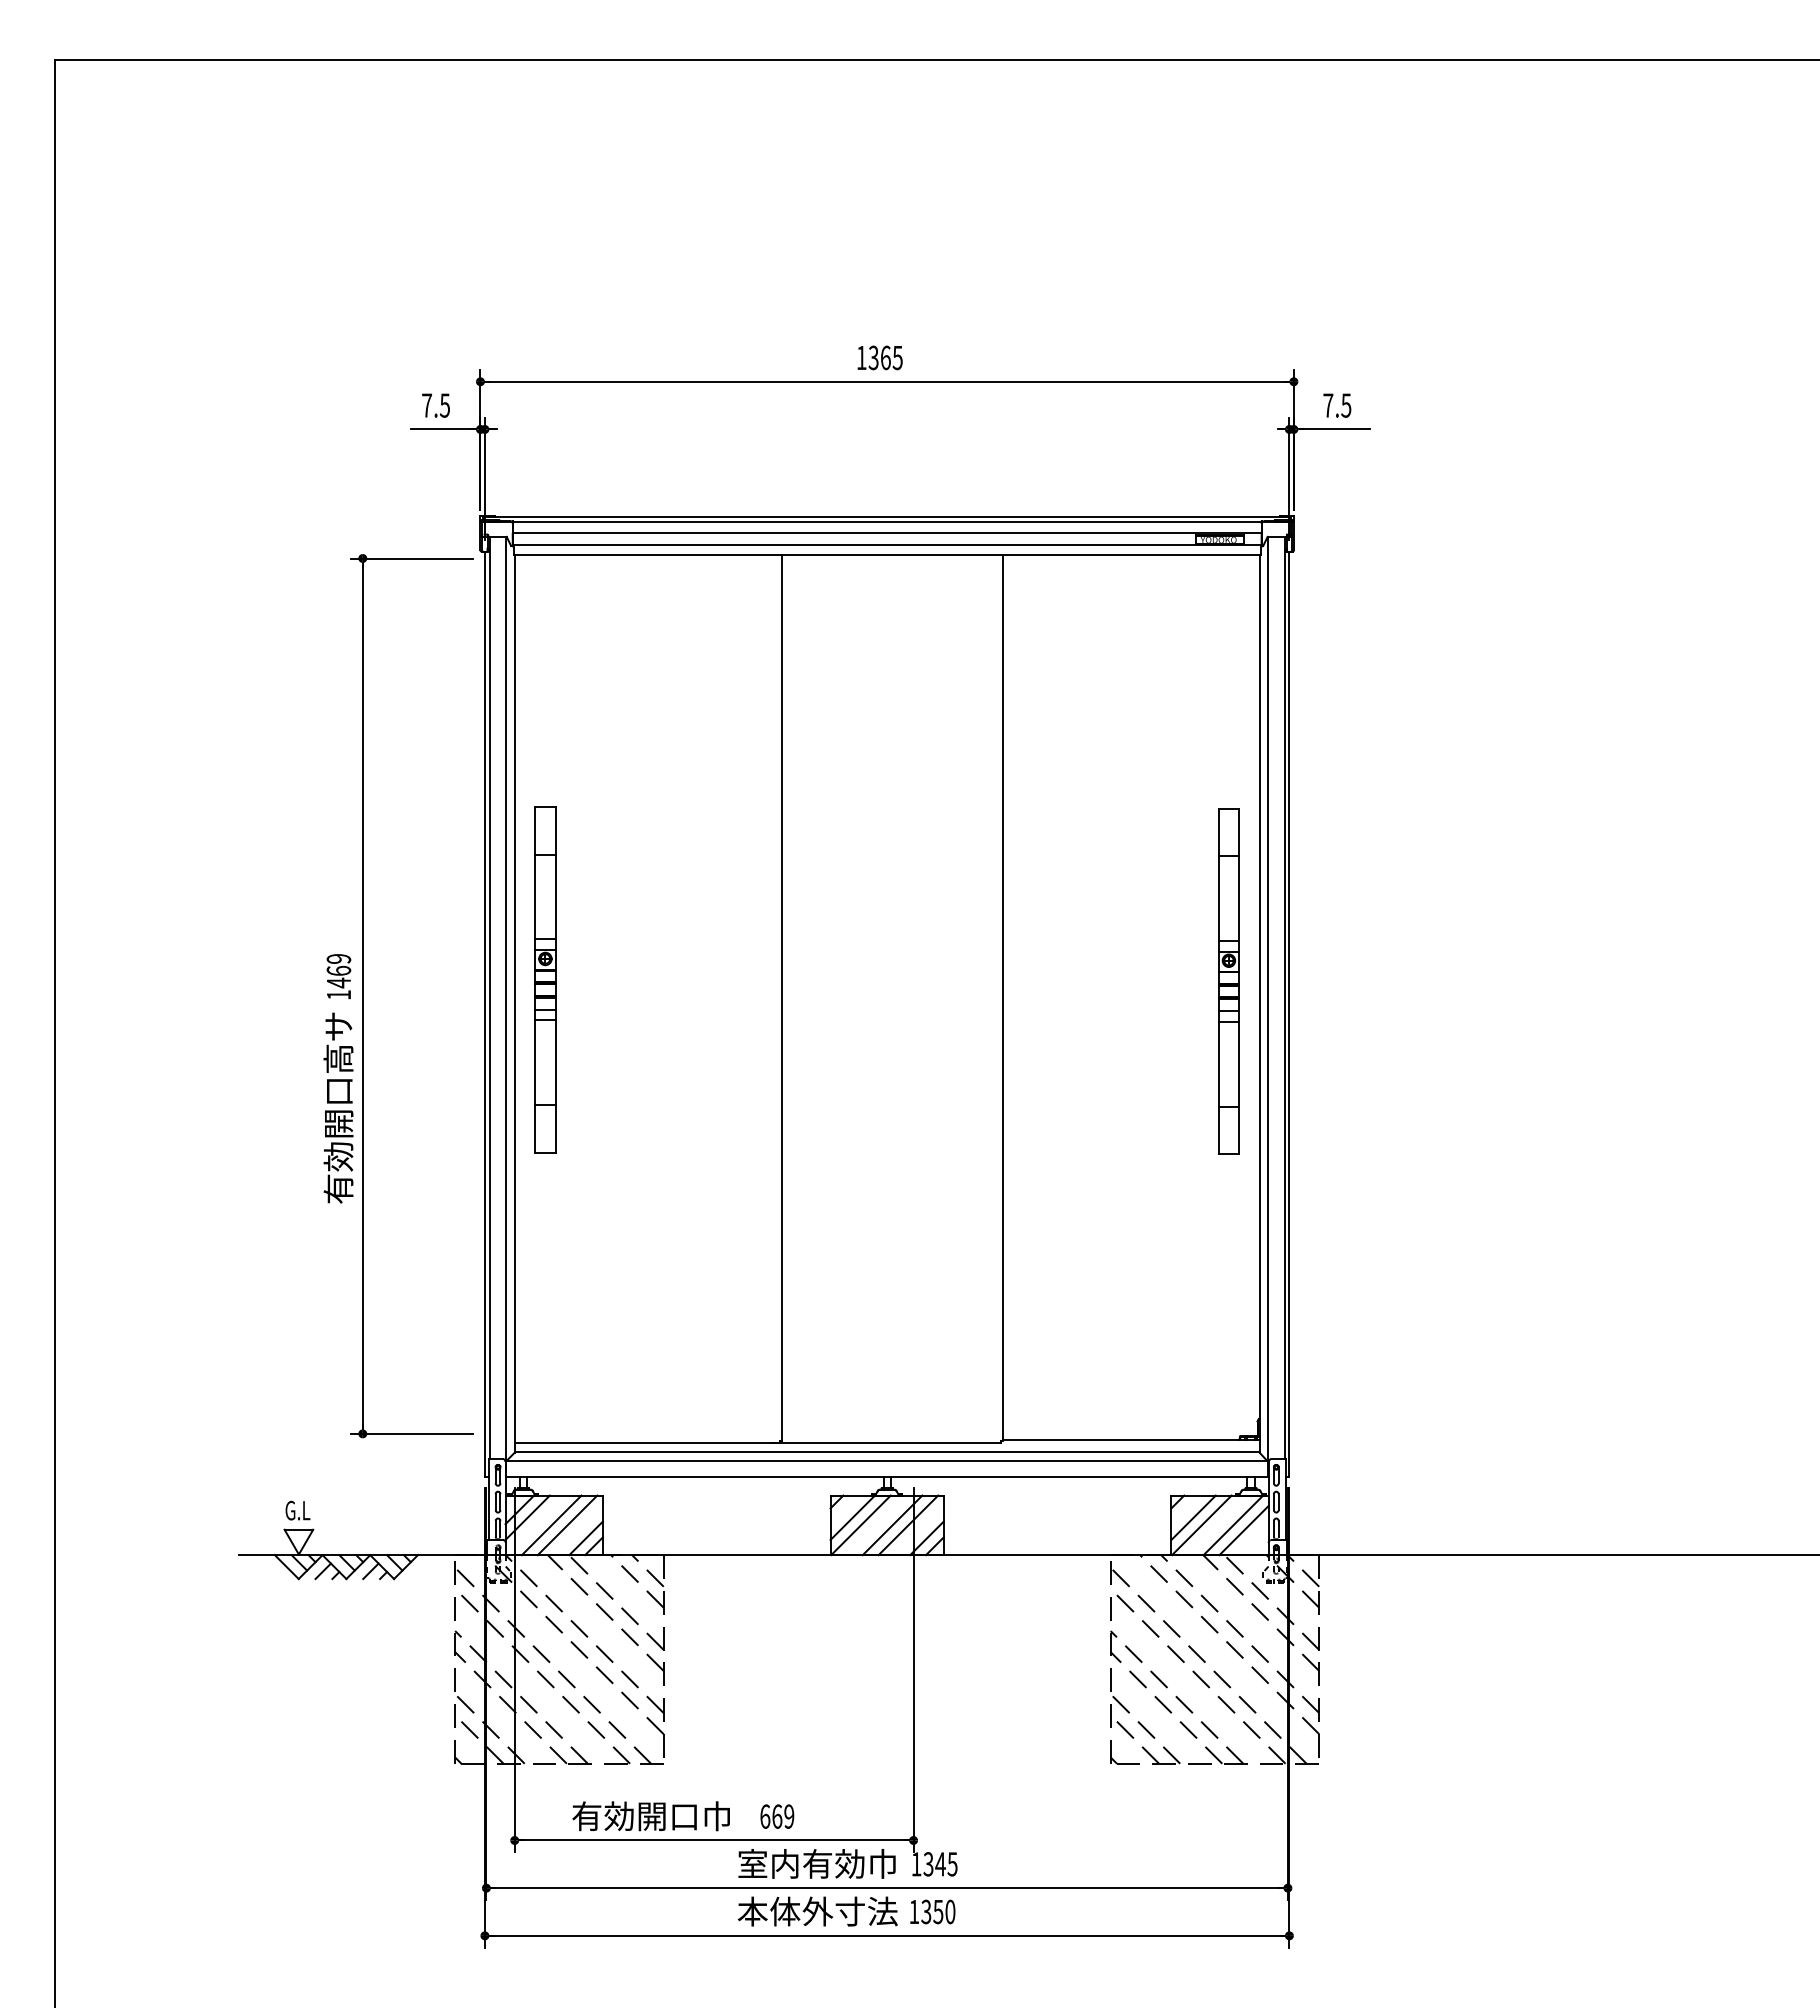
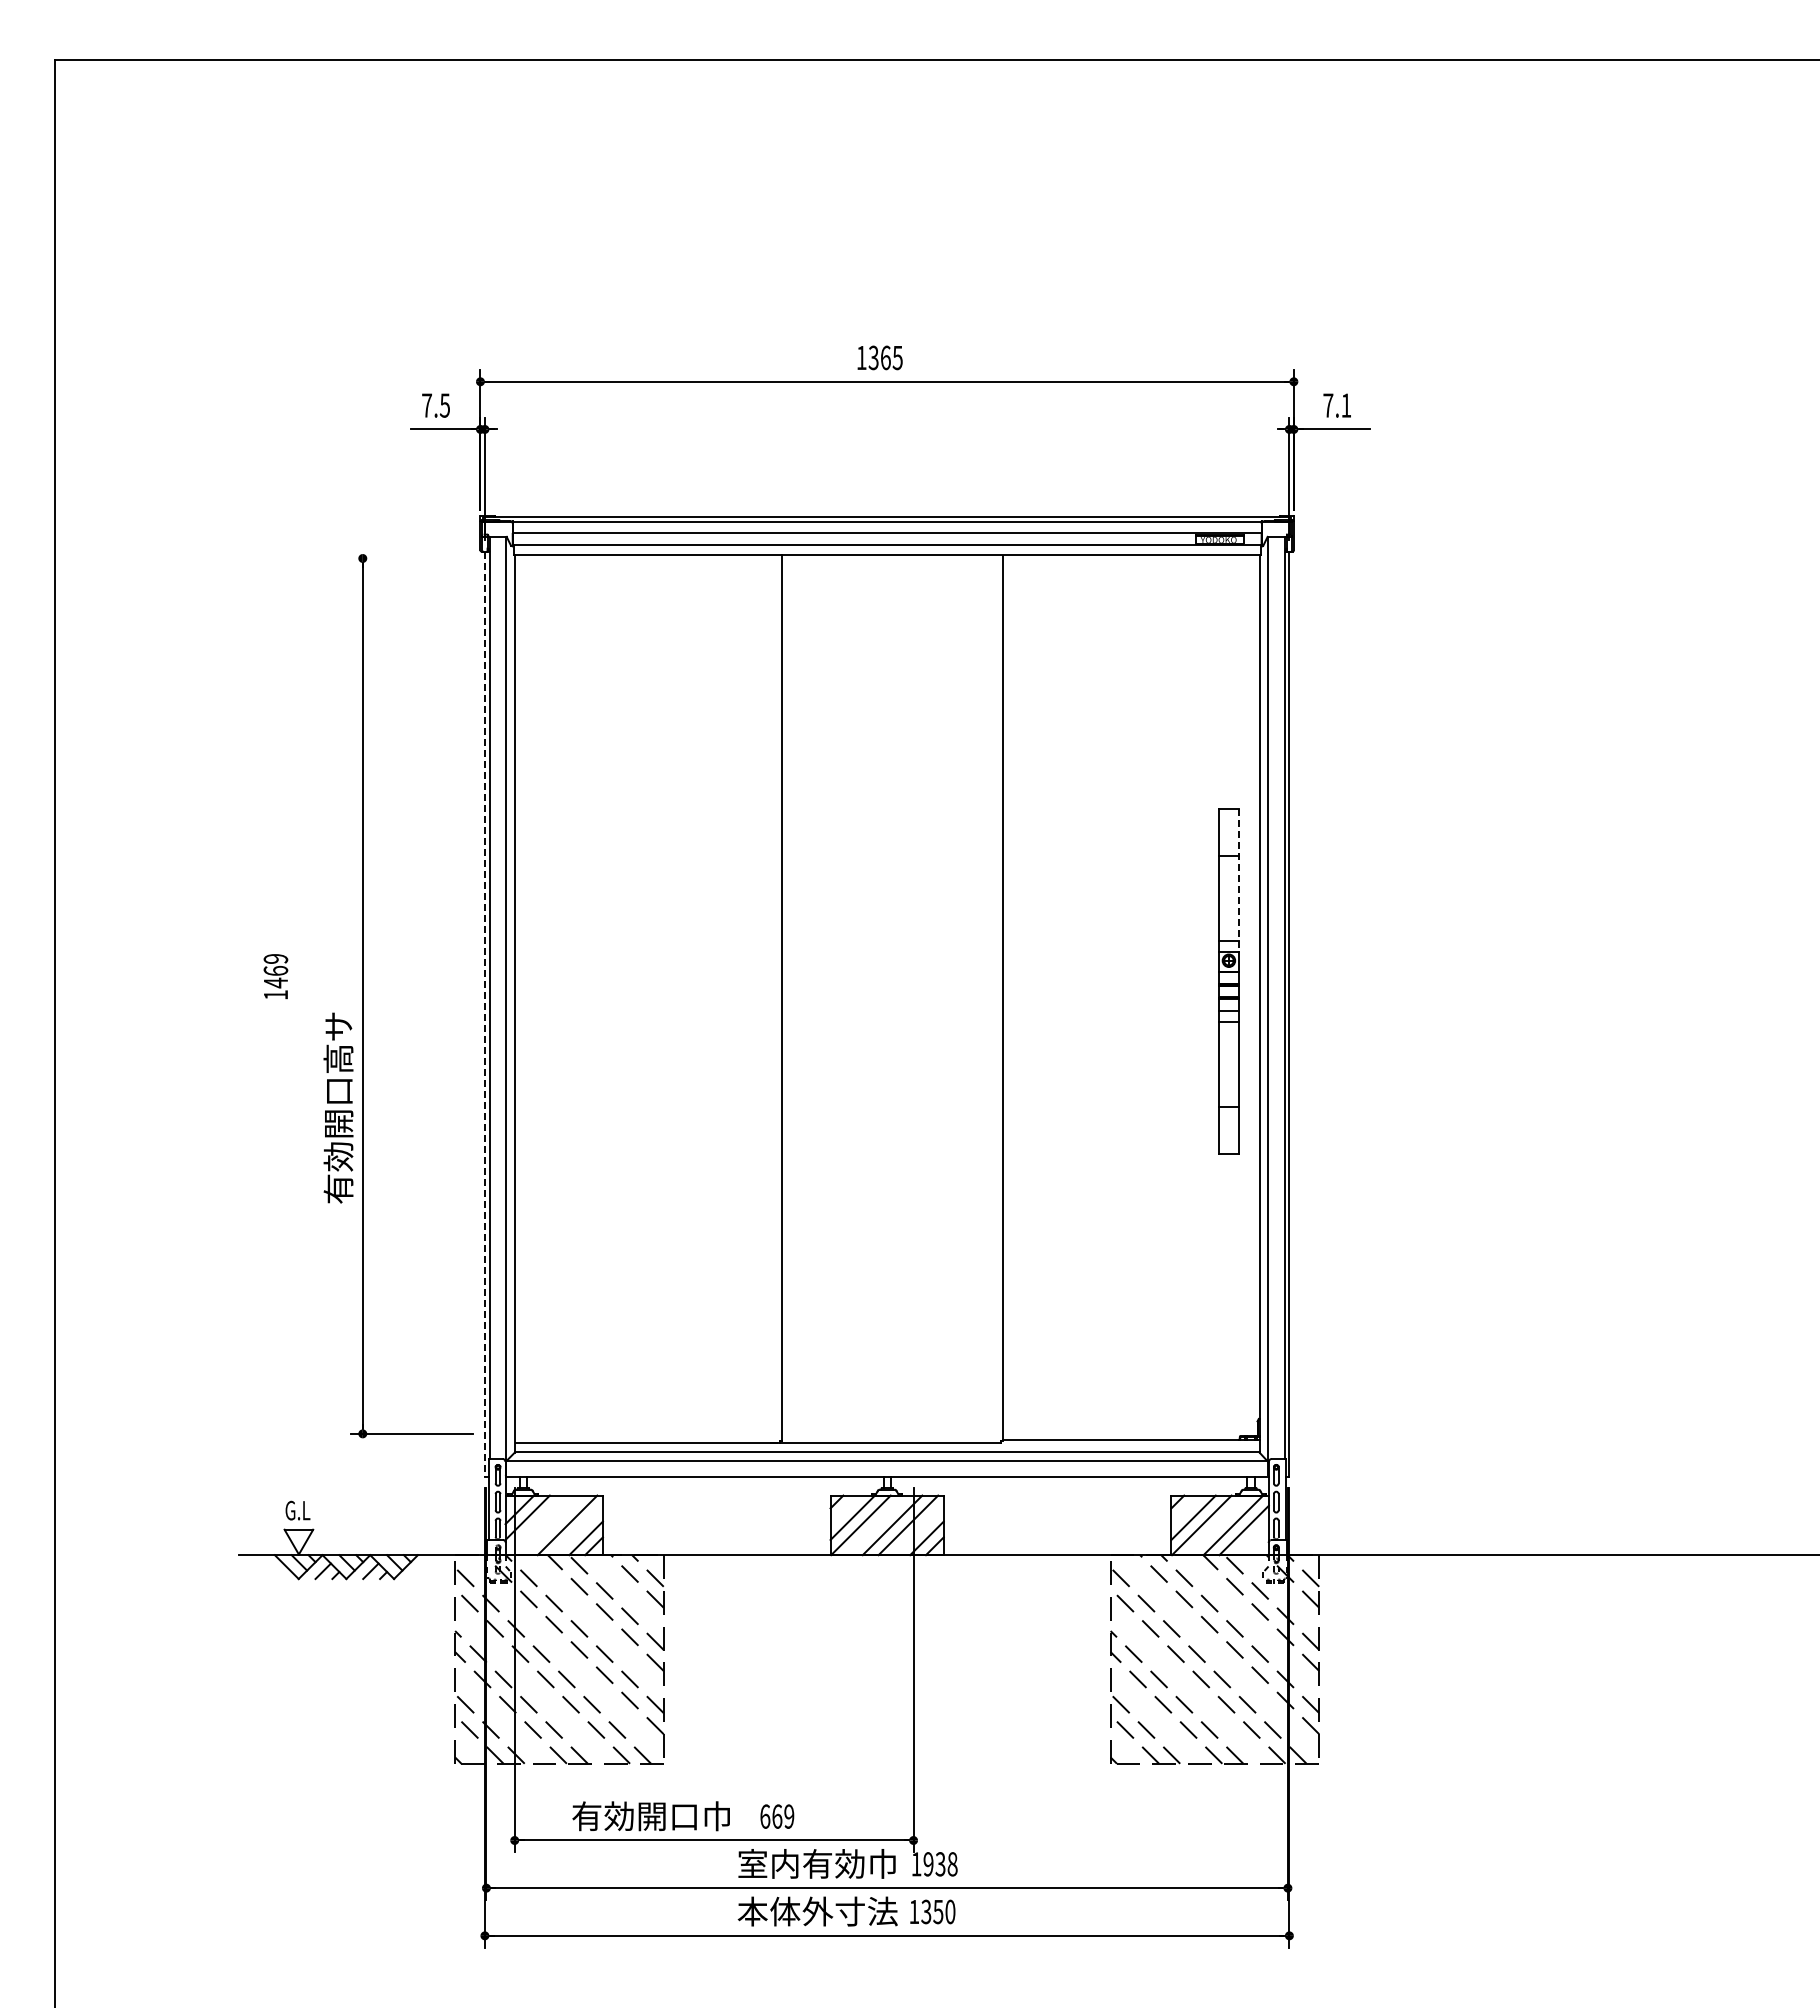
text: 7.5 -> 7.1 (1346, 405)
line: present -> none (411, 558)
line: solid -> dashed (1239, 880)
text position: (338, 976) -> (275, 976) (275, 976)
part: present -> none (545, 979)
line: solid -> dashed (484, 1014)
line: present -> none (551, 1525)
text: 1345 -> 1938 (940, 1864)
